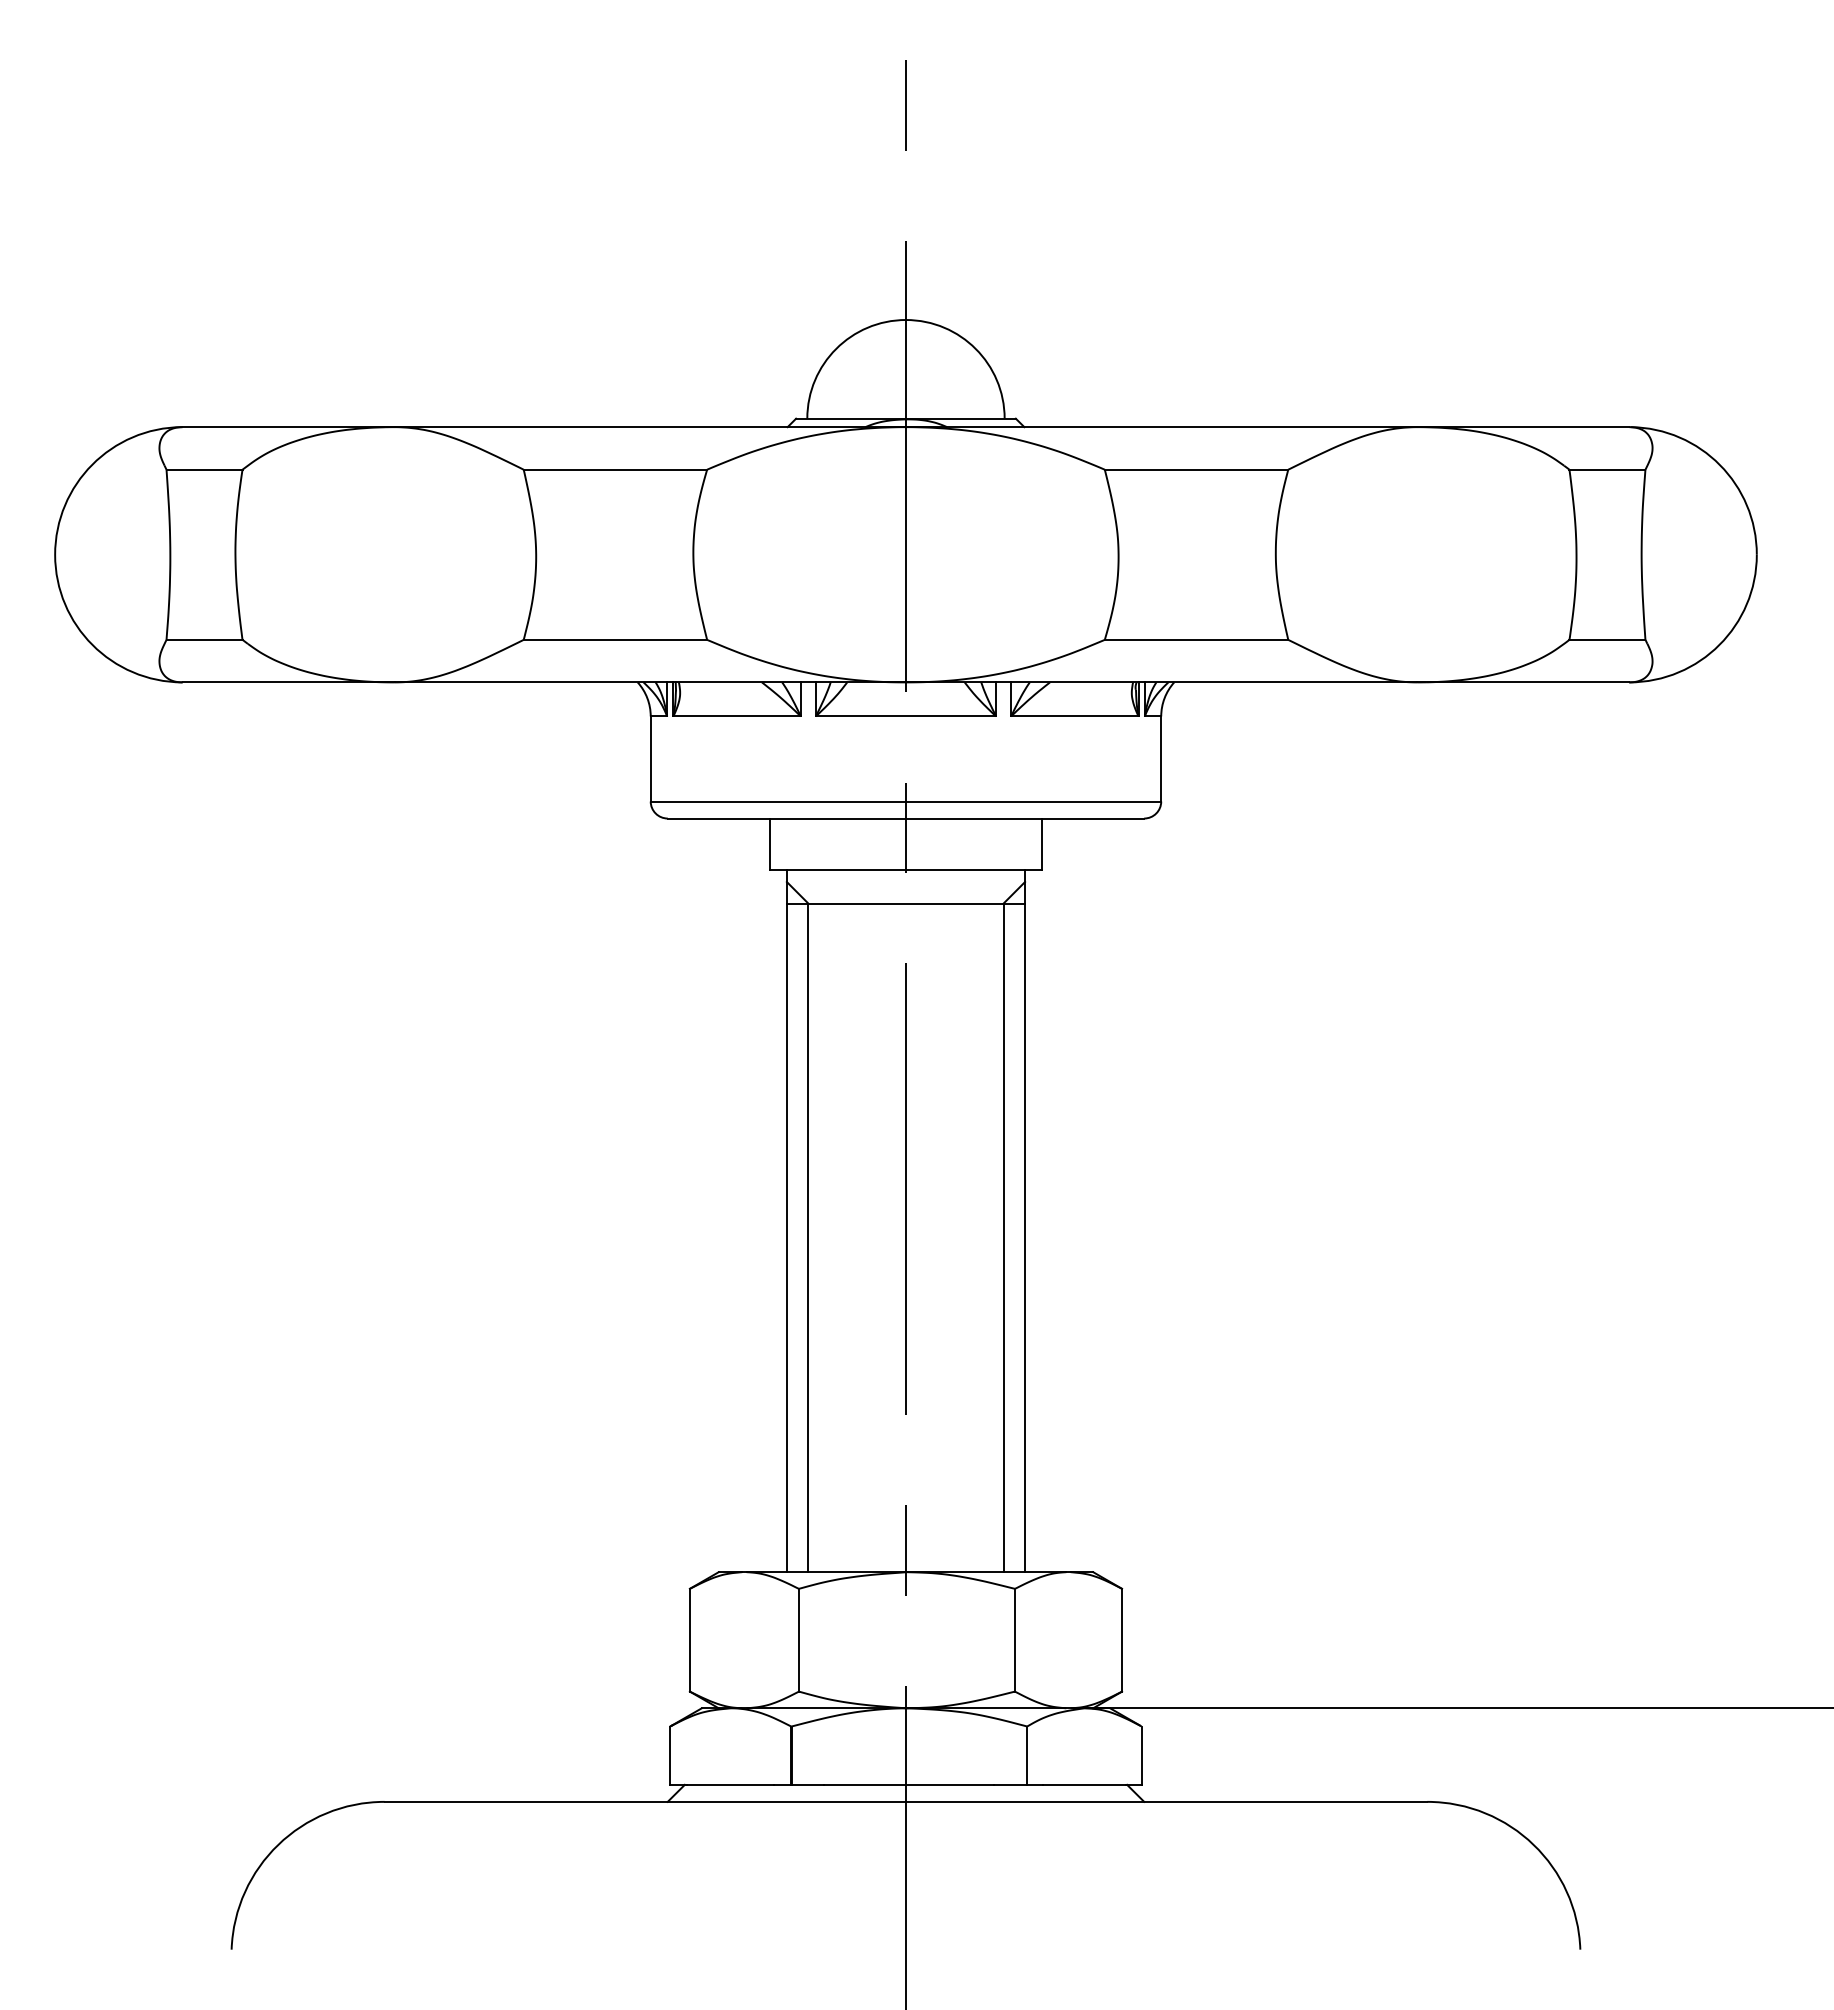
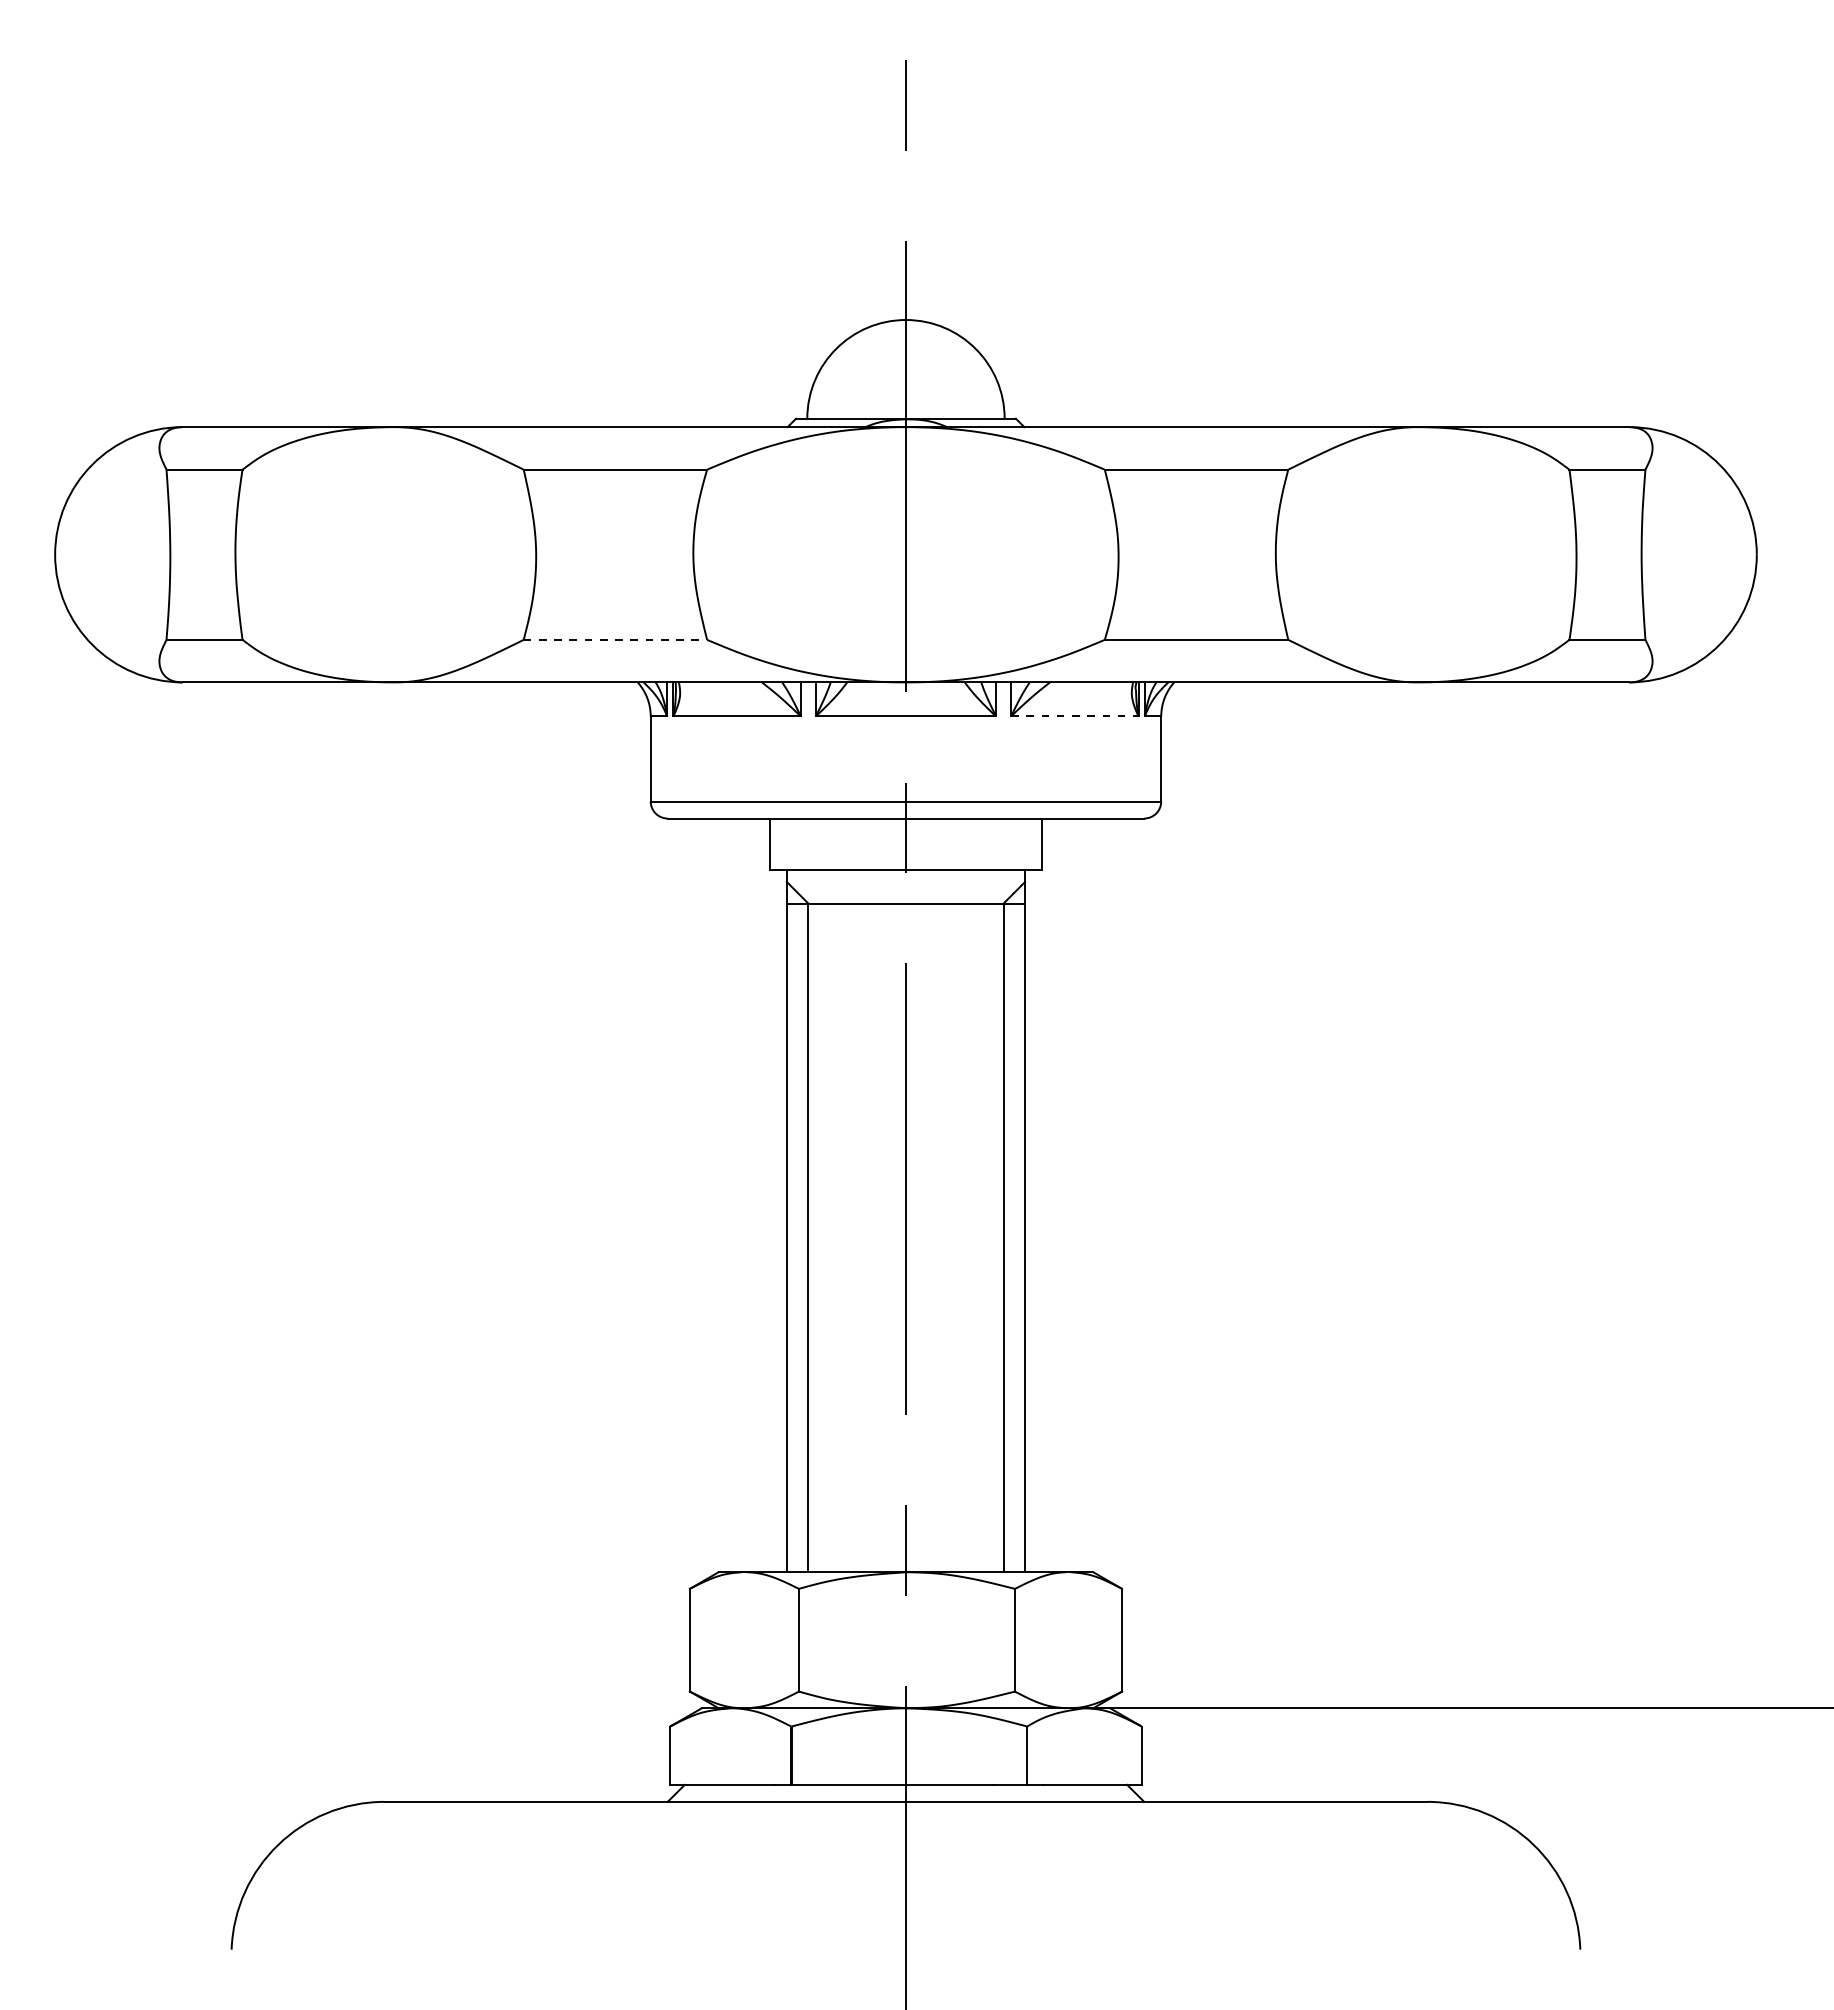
line: solid -> dashed (615, 639)
line: solid -> dashed (1074, 716)
